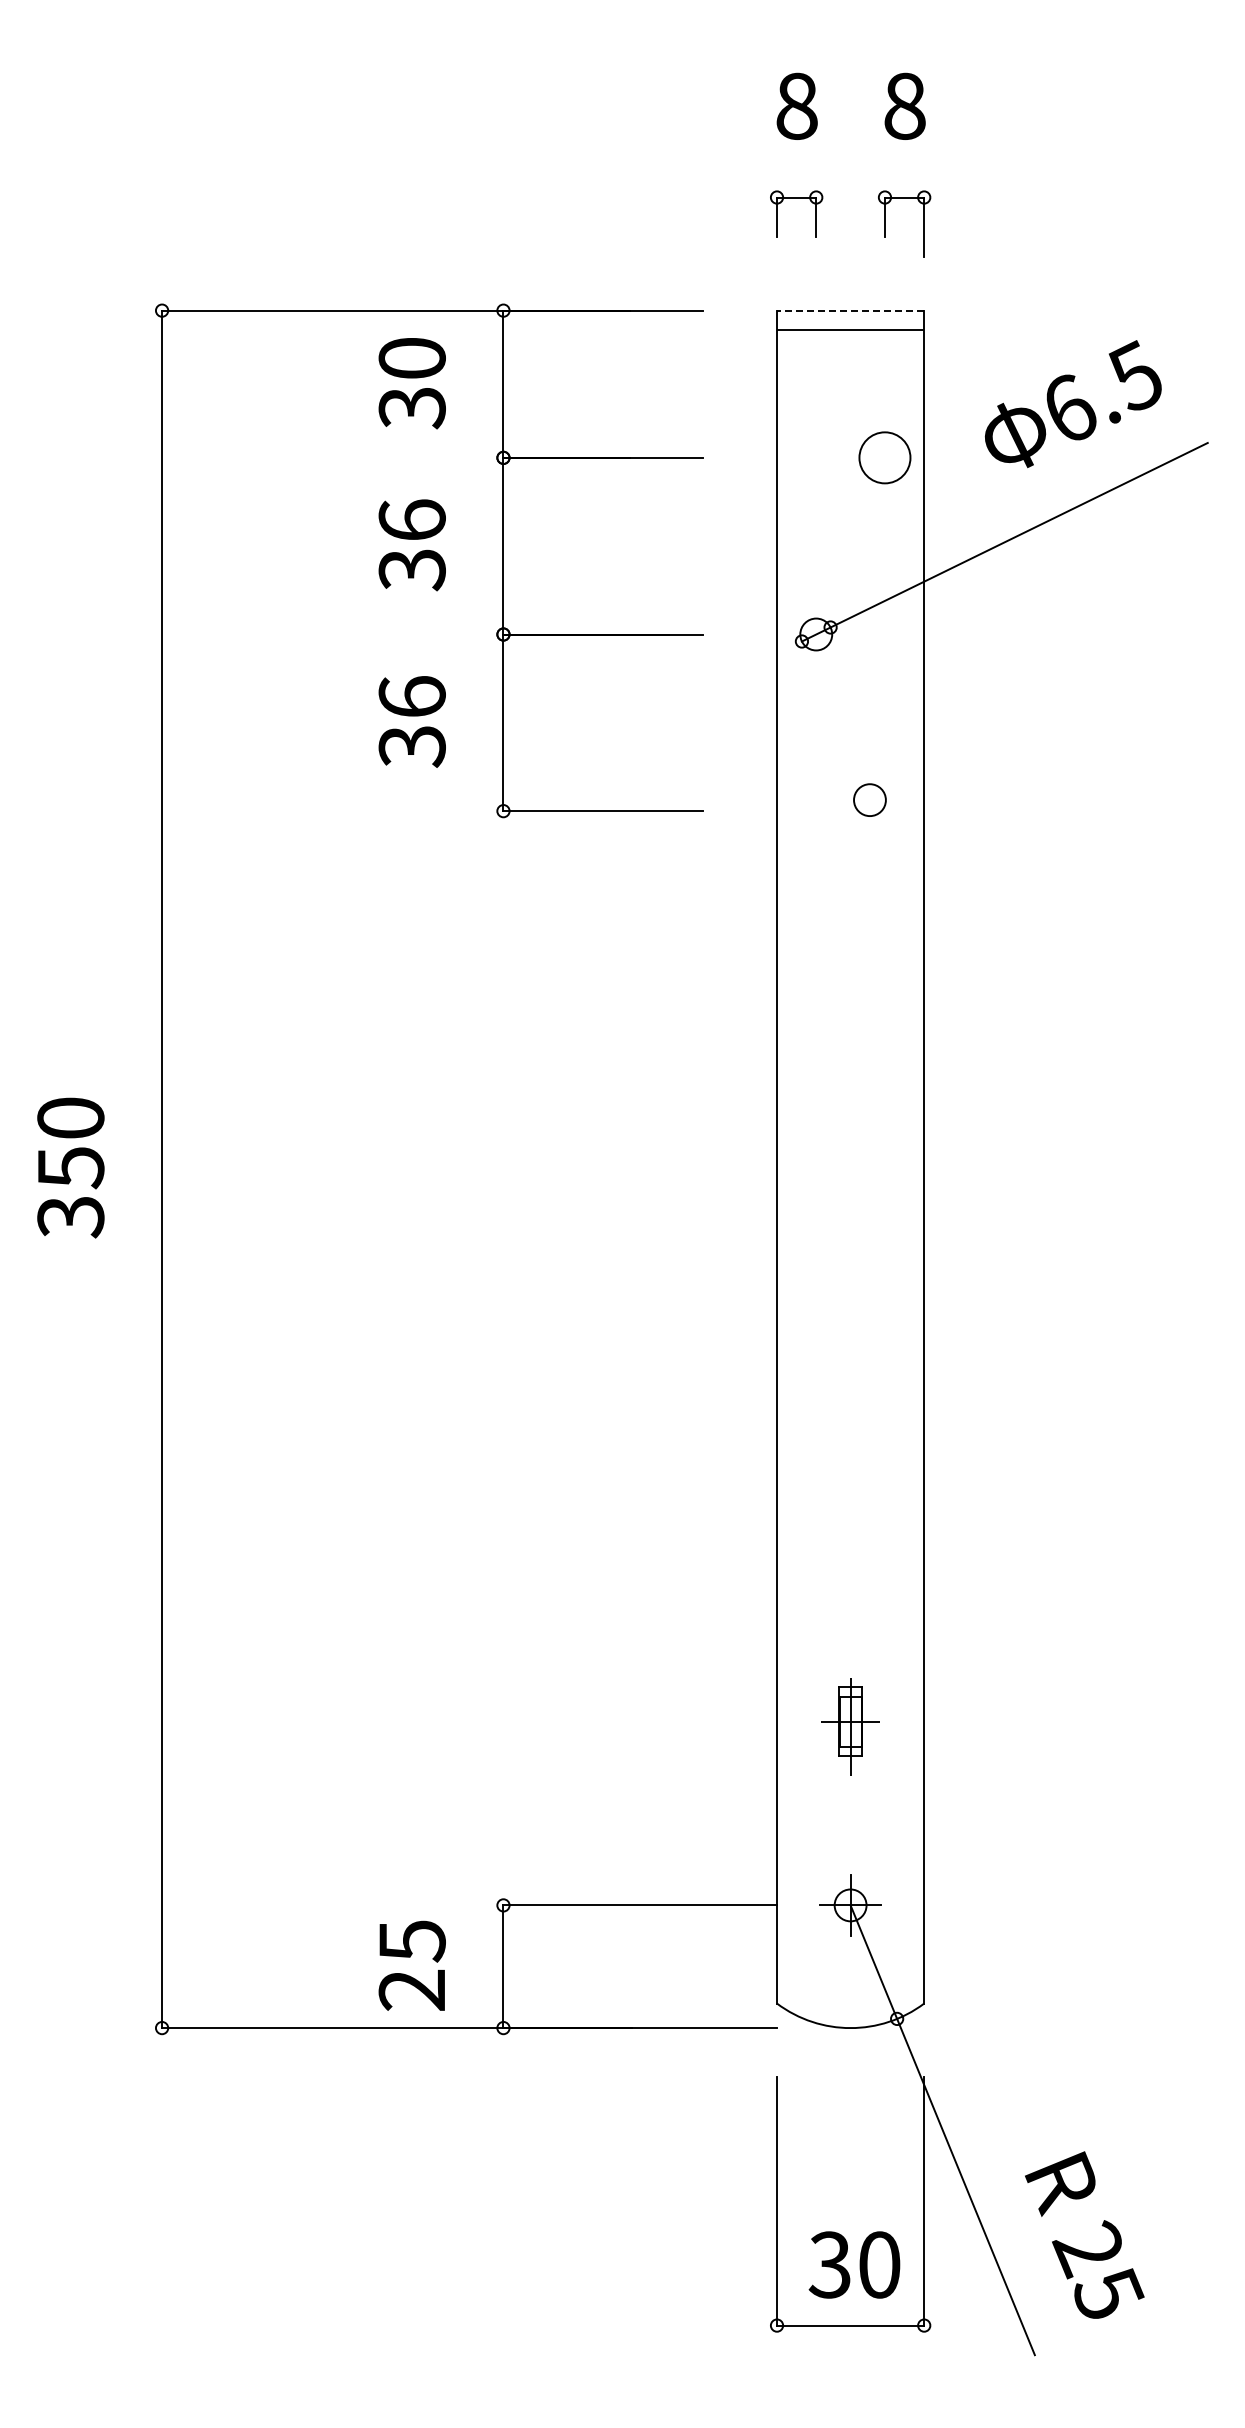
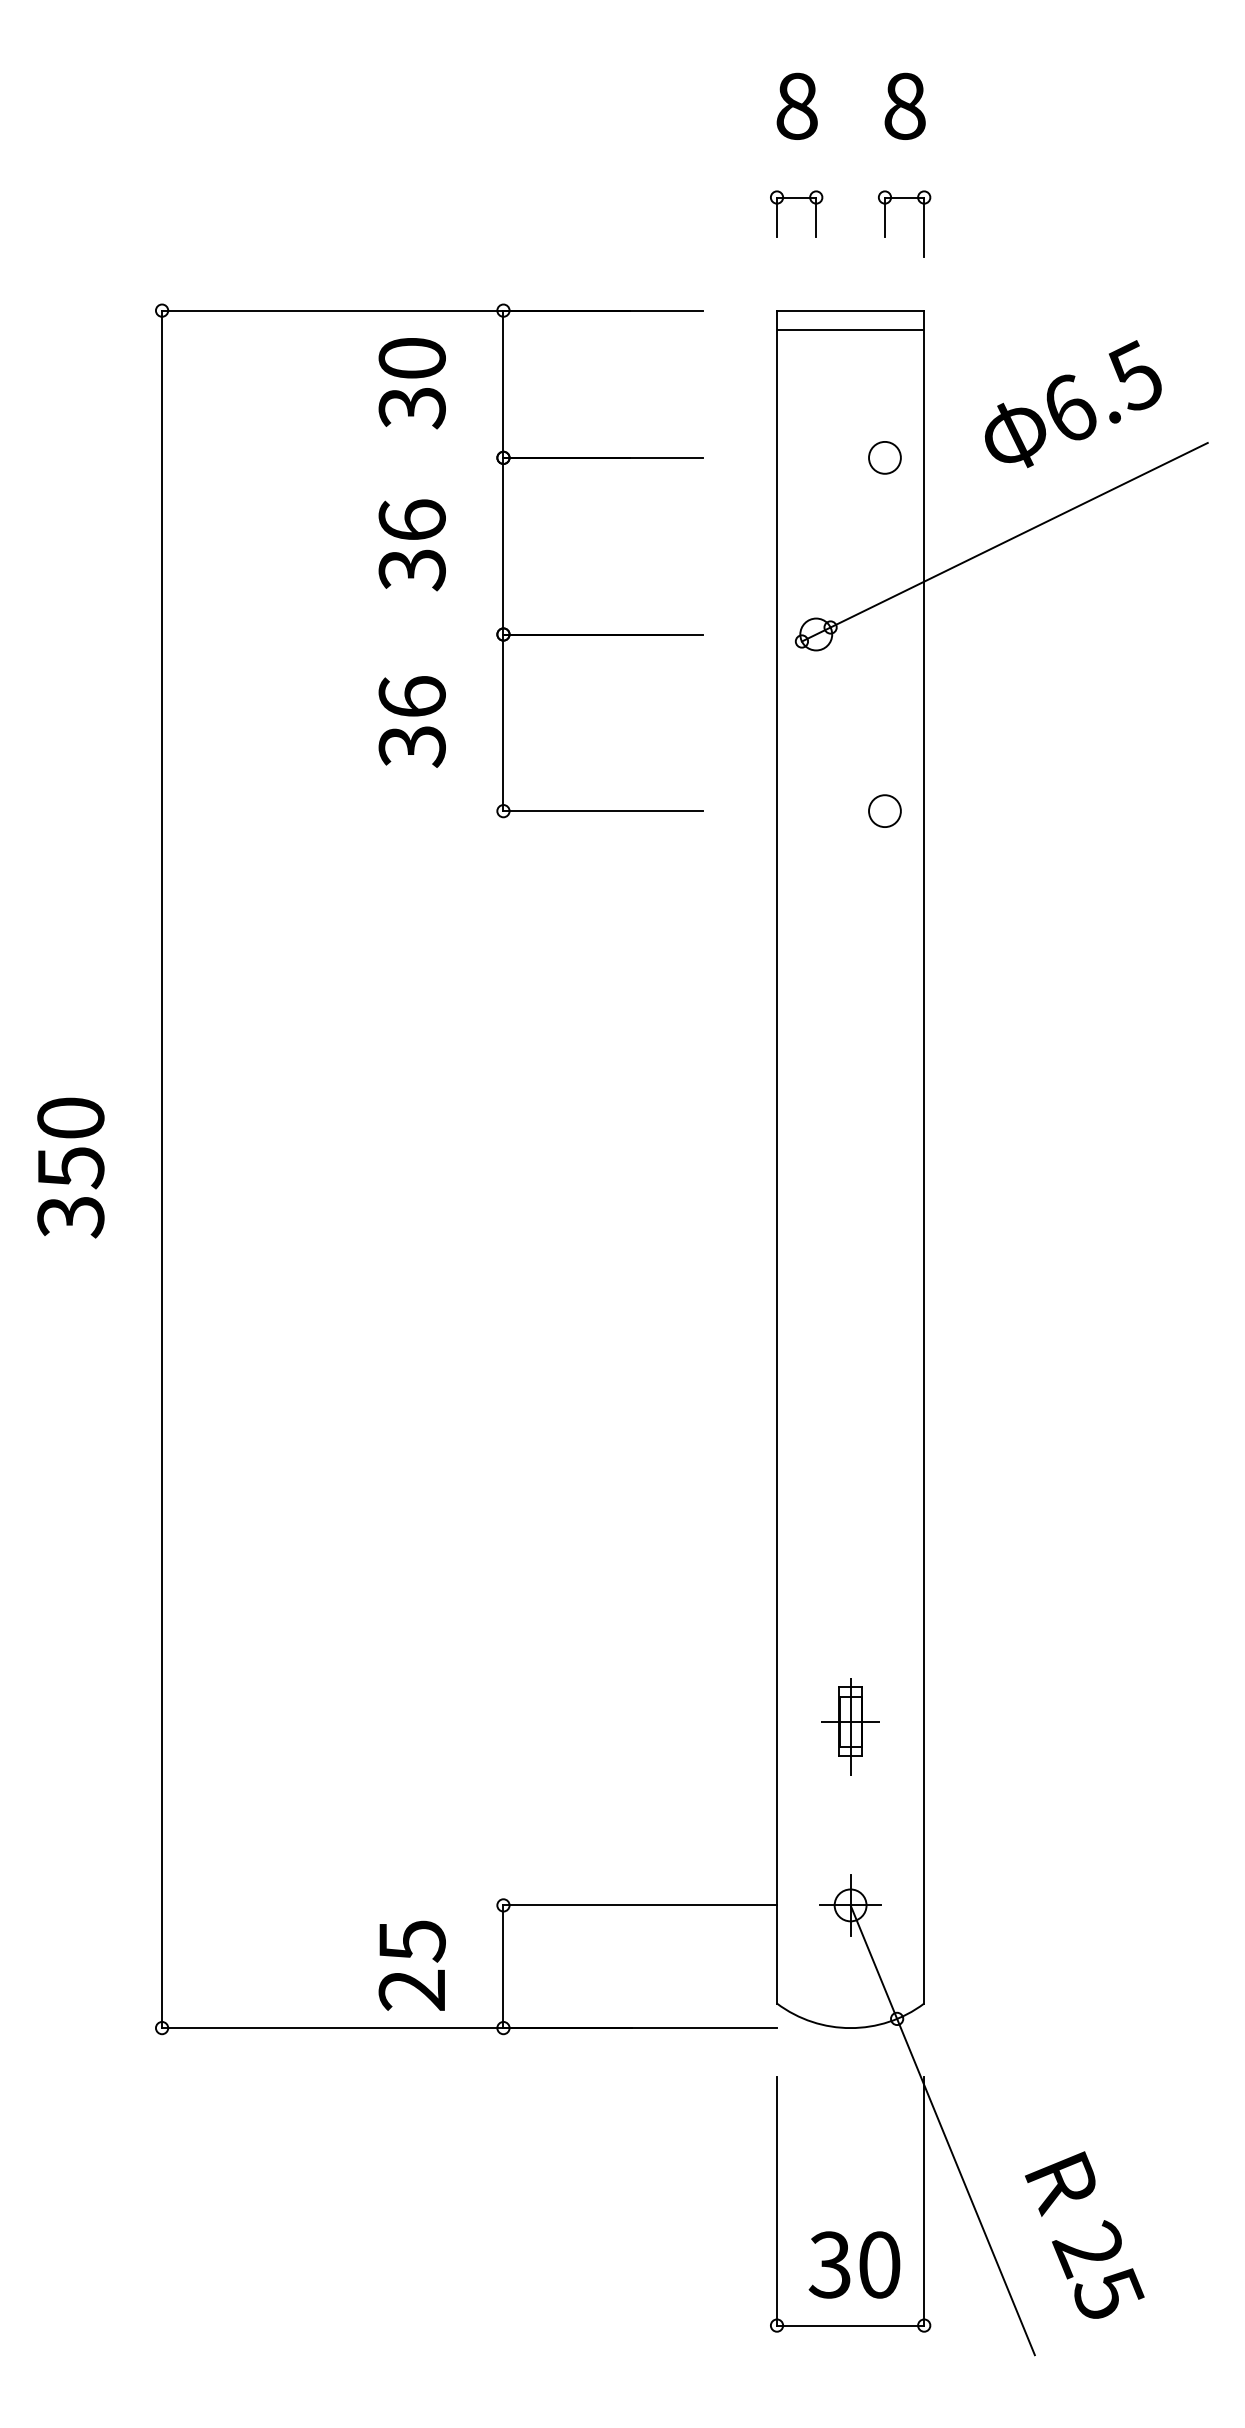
line: dashed -> solid (850, 310)
circle diameter: 51 px -> 32 px (884, 457)
circle position: (869, 799) -> (884, 810) (884, 810)
